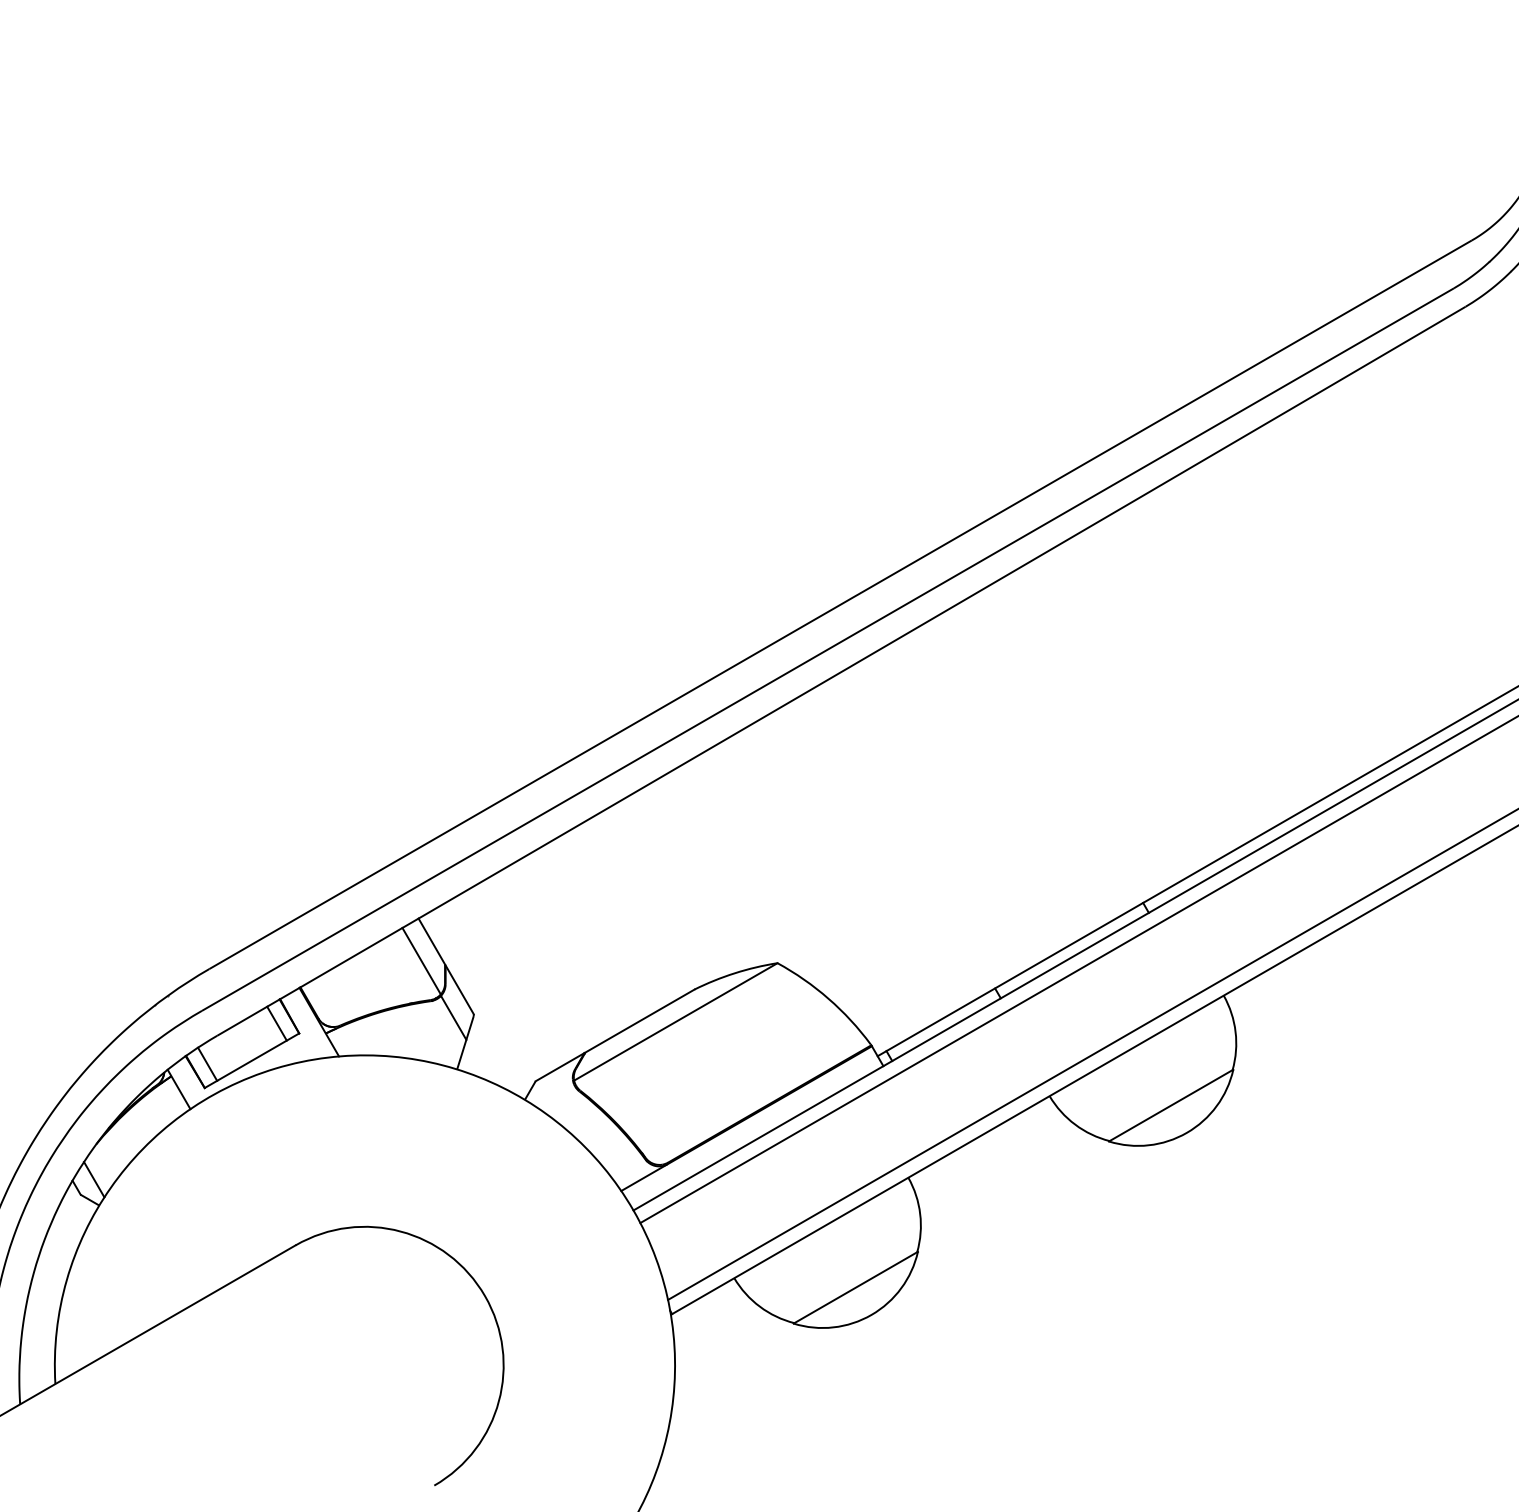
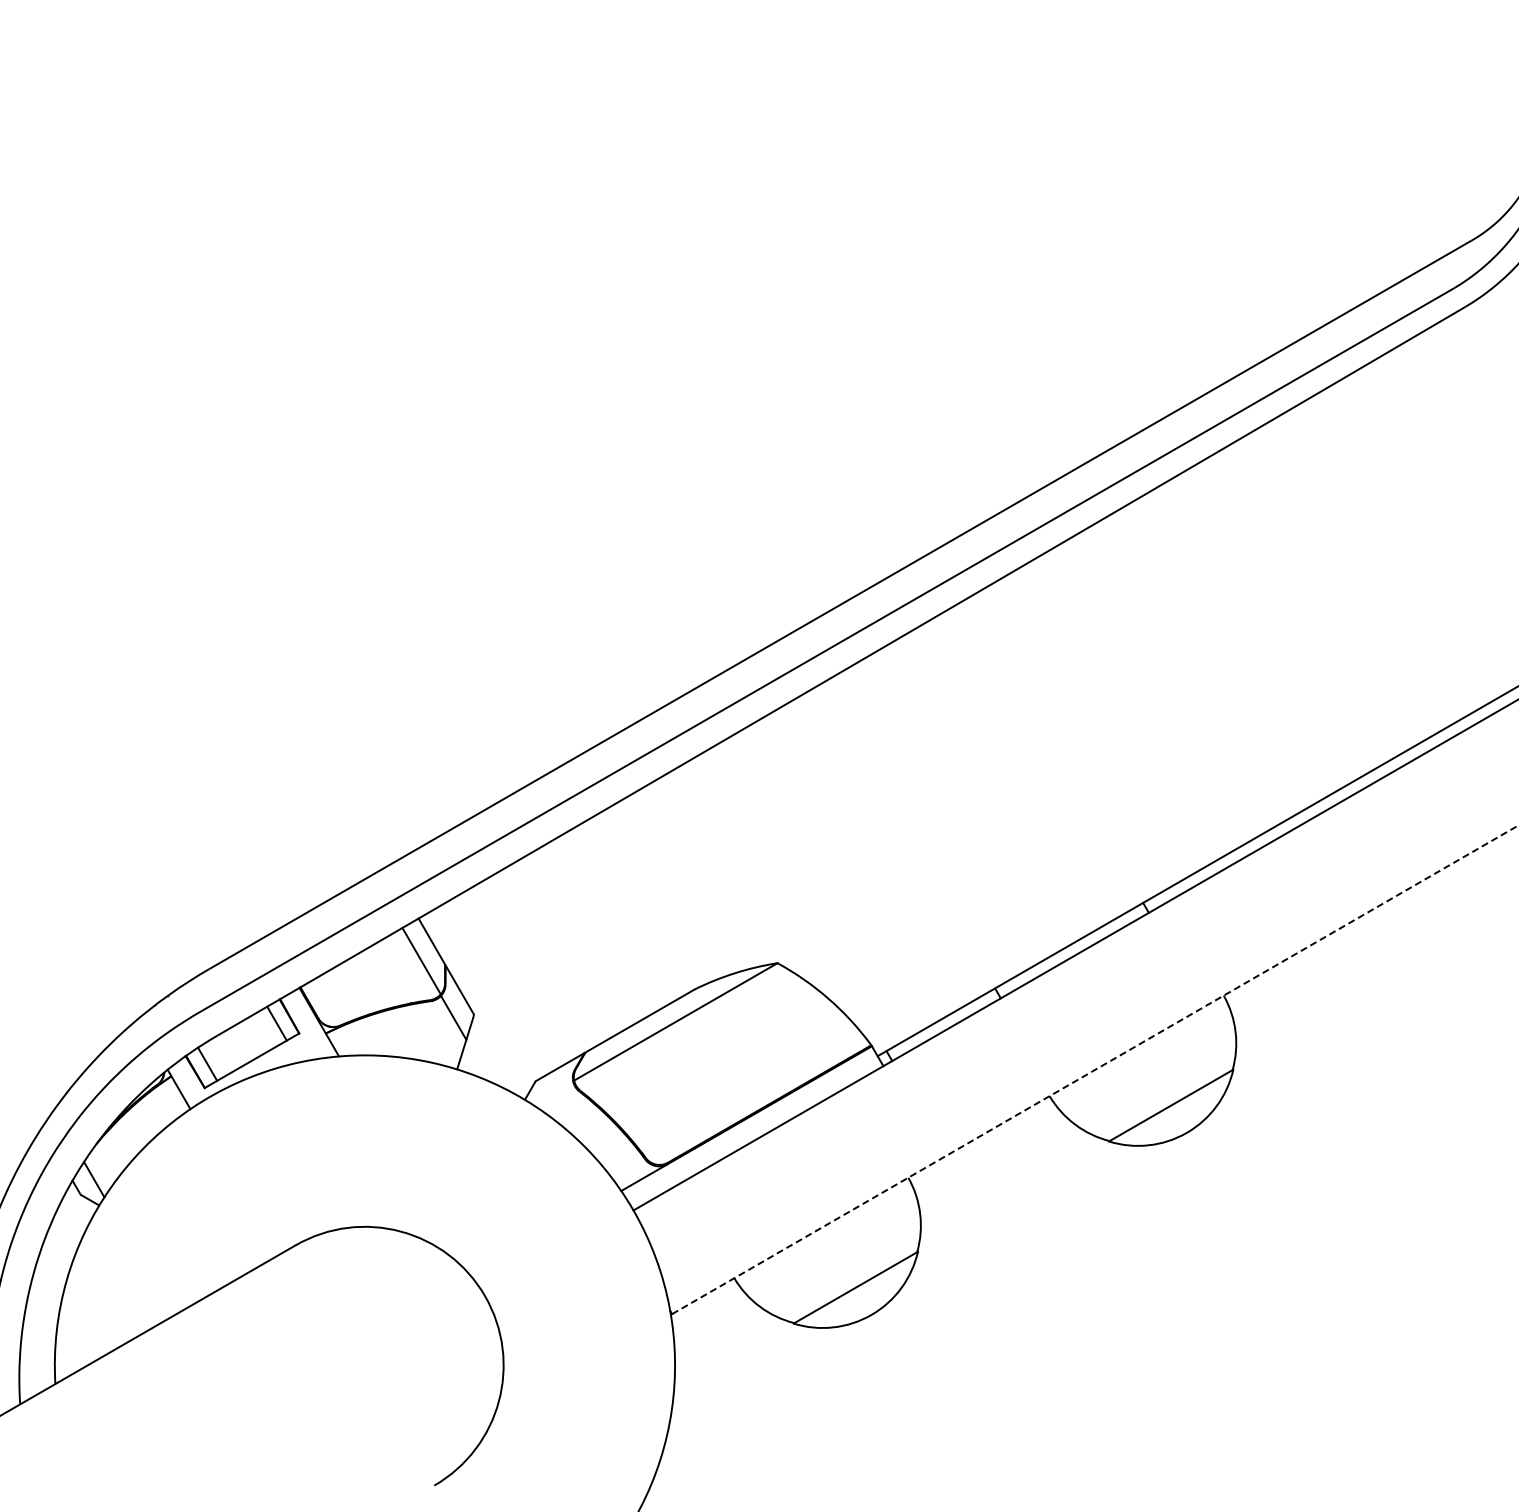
line: present -> none (1077, 970)
line: present -> none (1091, 1054)
line: solid -> dashed (1095, 1069)
